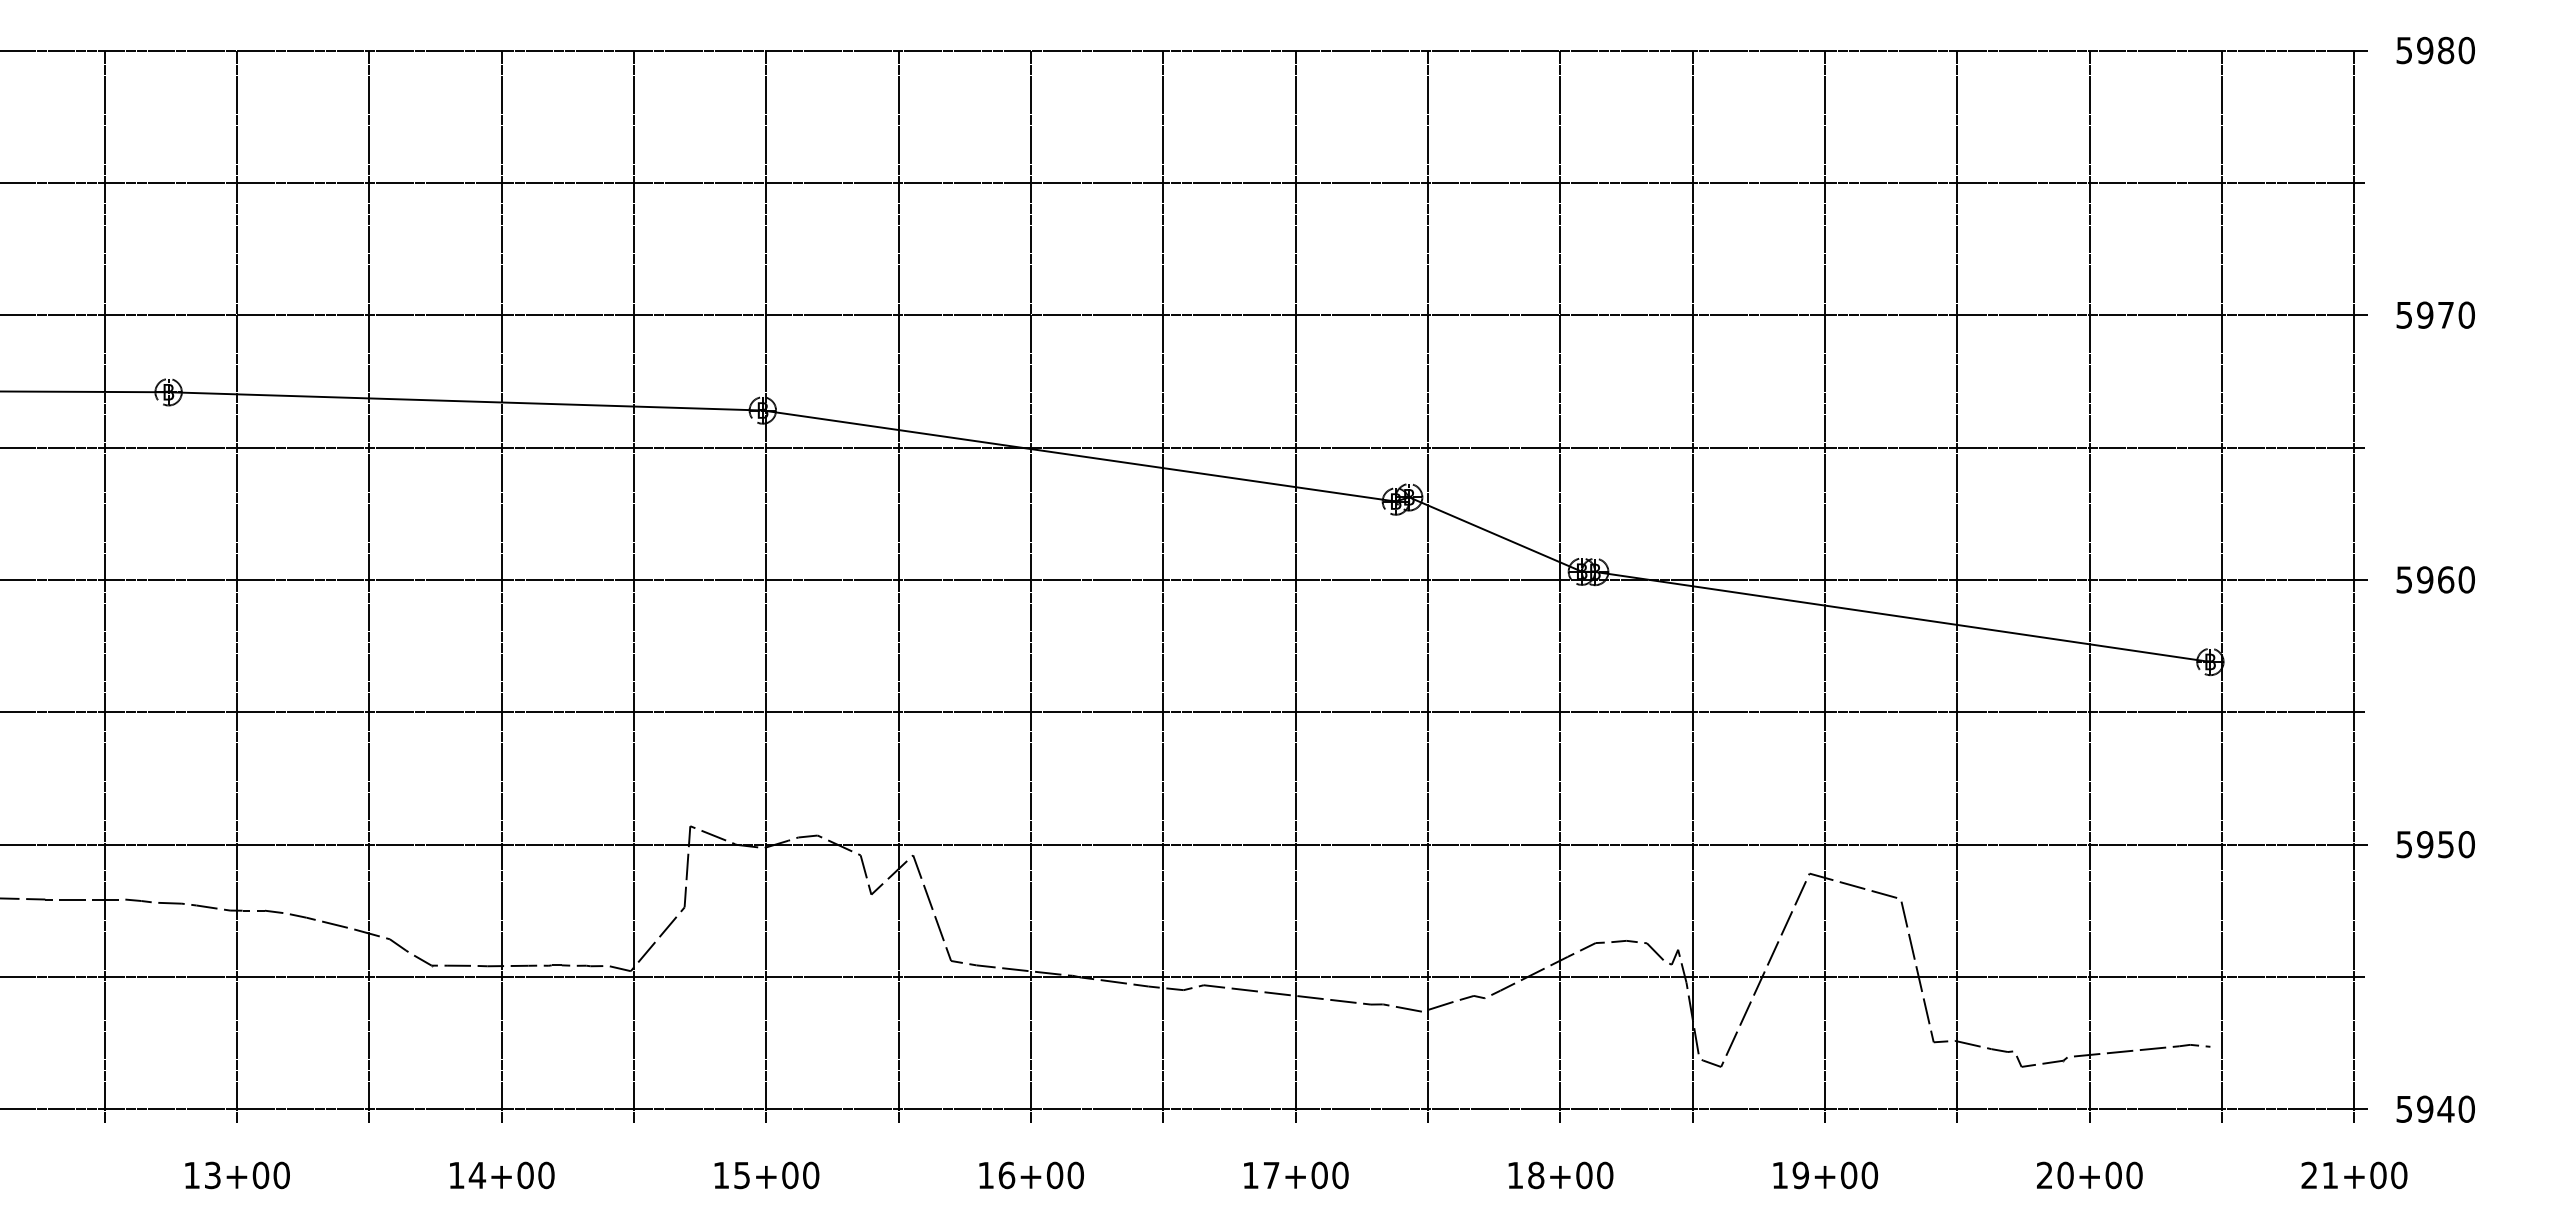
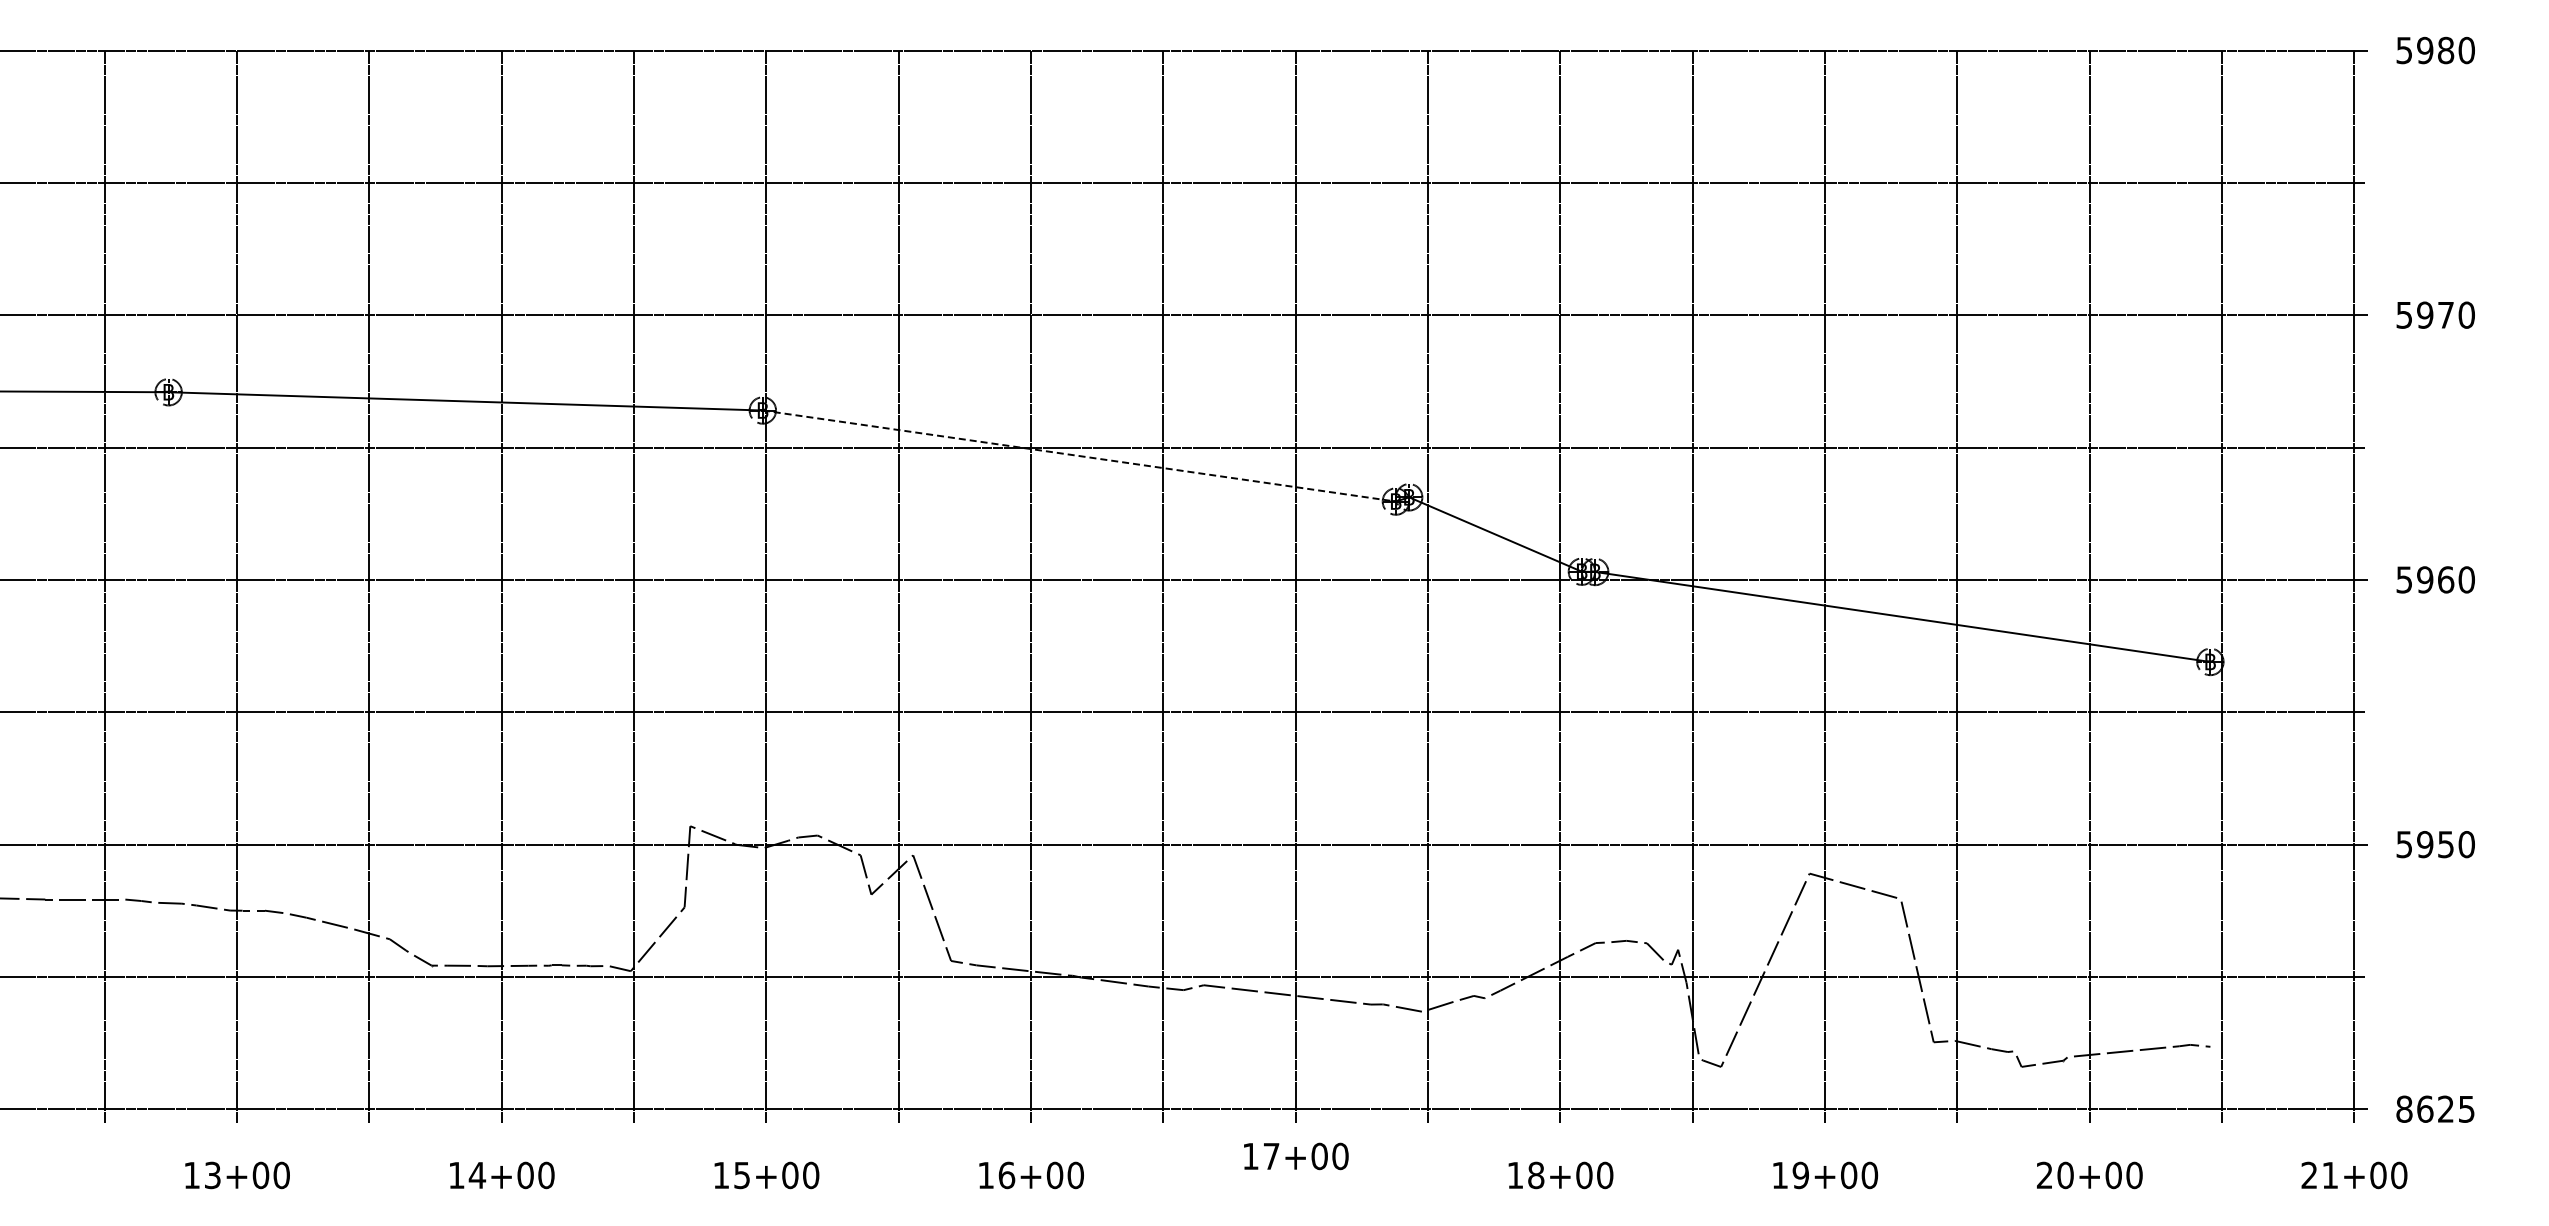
line: solid -> dashed (1079, 456)
text: 5940 -> 8625 (2435, 1108)
text position: (1296, 1175) -> (1296, 1156) (1296, 1156)
